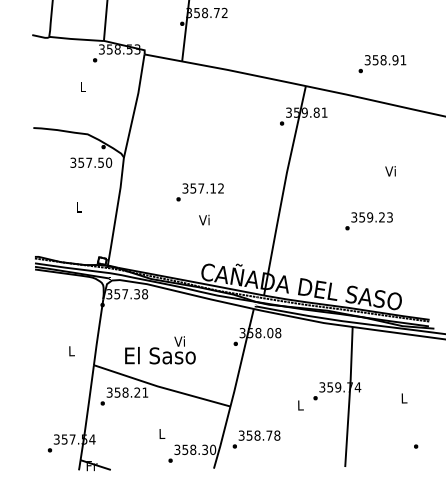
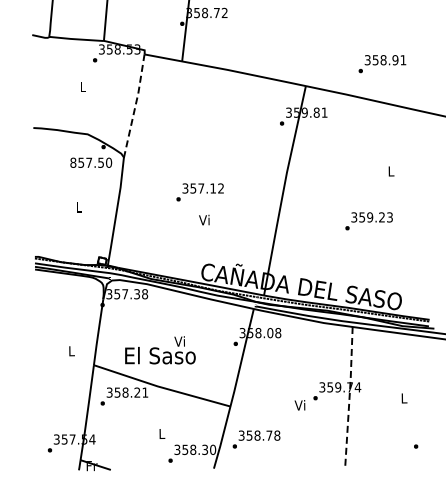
line: solid -> dashed (135, 105)
text: 357.50 -> 857.50 (73, 162)
text: Vi -> L (390, 171)
line: solid -> dashed (349, 396)
text: L -> Vi (299, 405)
